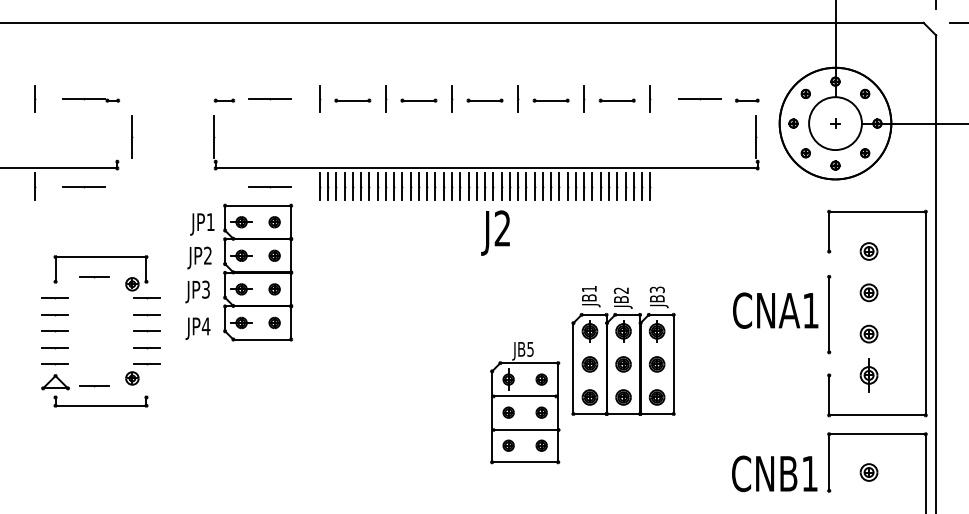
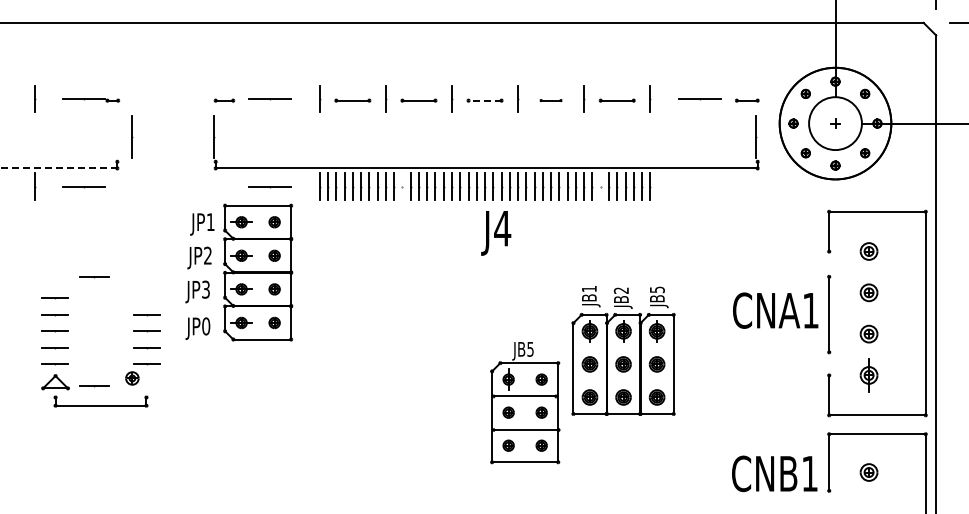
line: solid -> dashed (485, 100)
part size: 38x5 px -> 24x3 px (550, 100)
line: solid -> dashed (59, 168)
line: present -> none (402, 186)
line: present -> none (600, 186)
text: J2 -> J4 (502, 228)
part: present -> none (125, 281)
text: JB3 -> JB5 (656, 289)
text: JP4 -> JP0 (205, 326)
